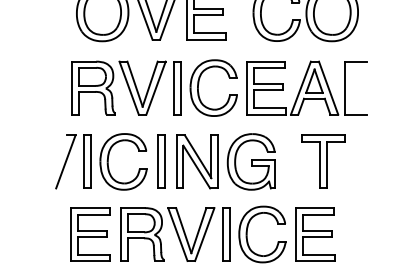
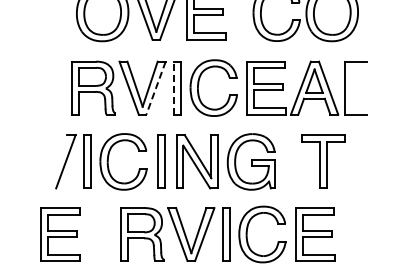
line: solid -> dashed (174, 87)
line: solid -> dashed (155, 88)
part position: (90, 234) -> (60, 234) (60, 234)
